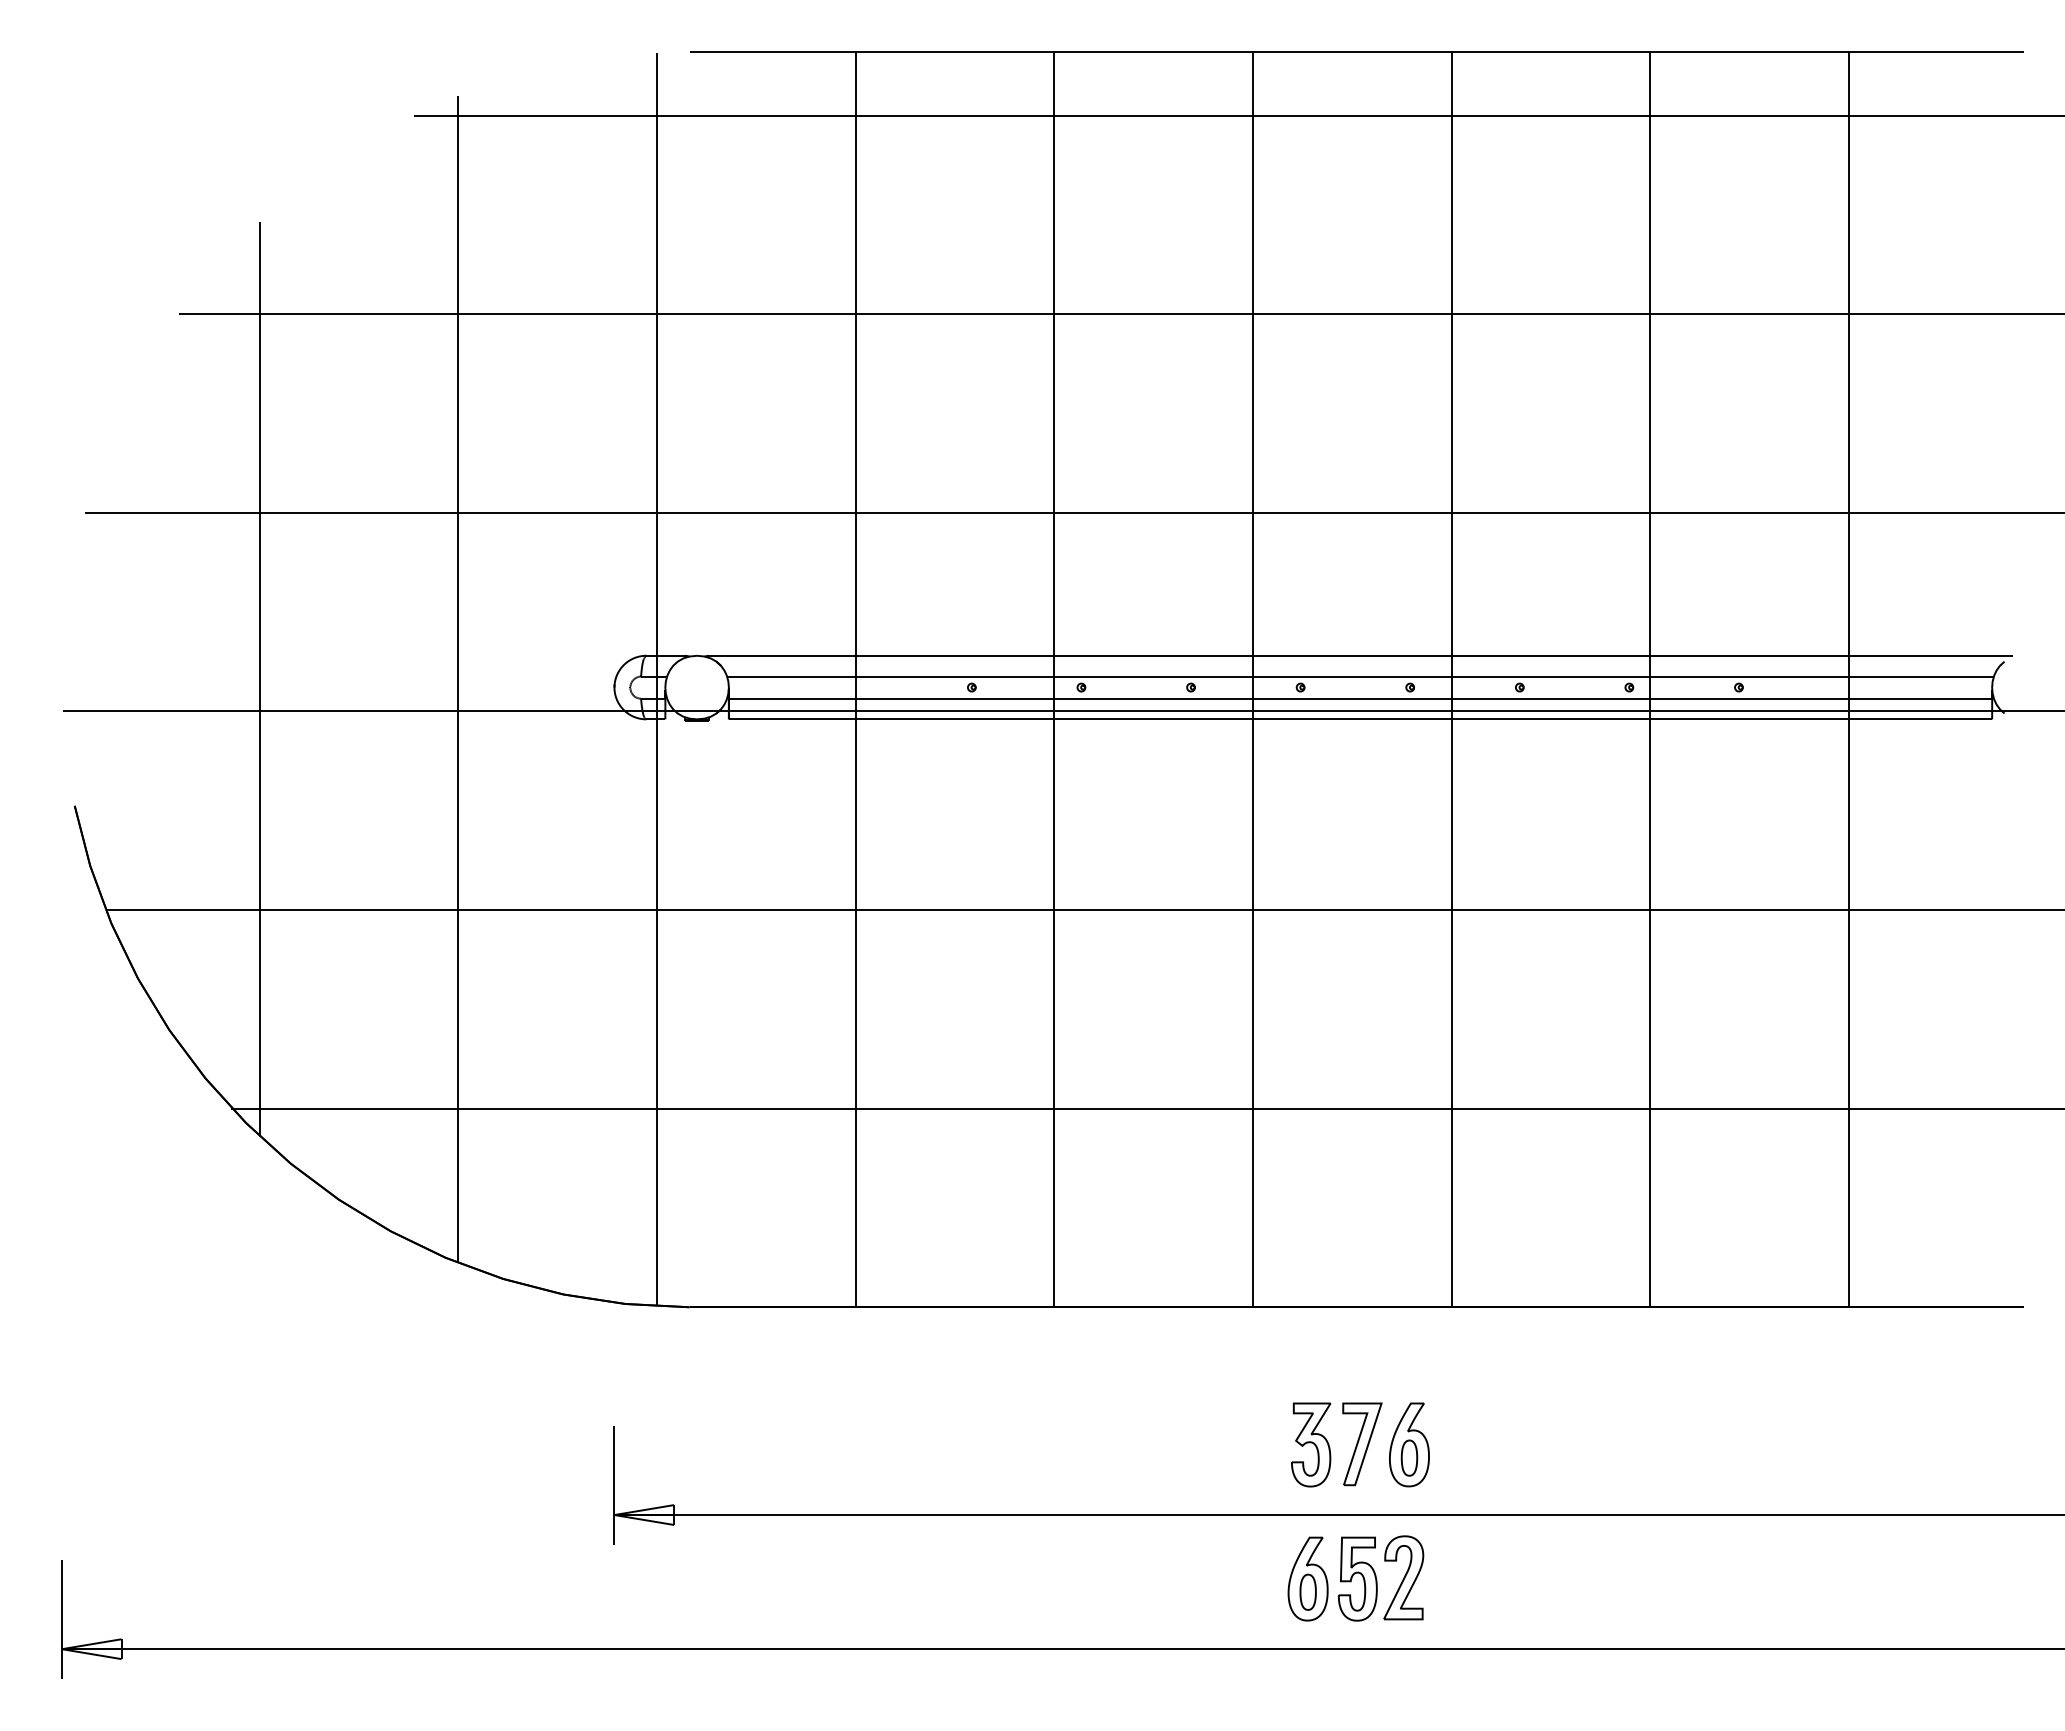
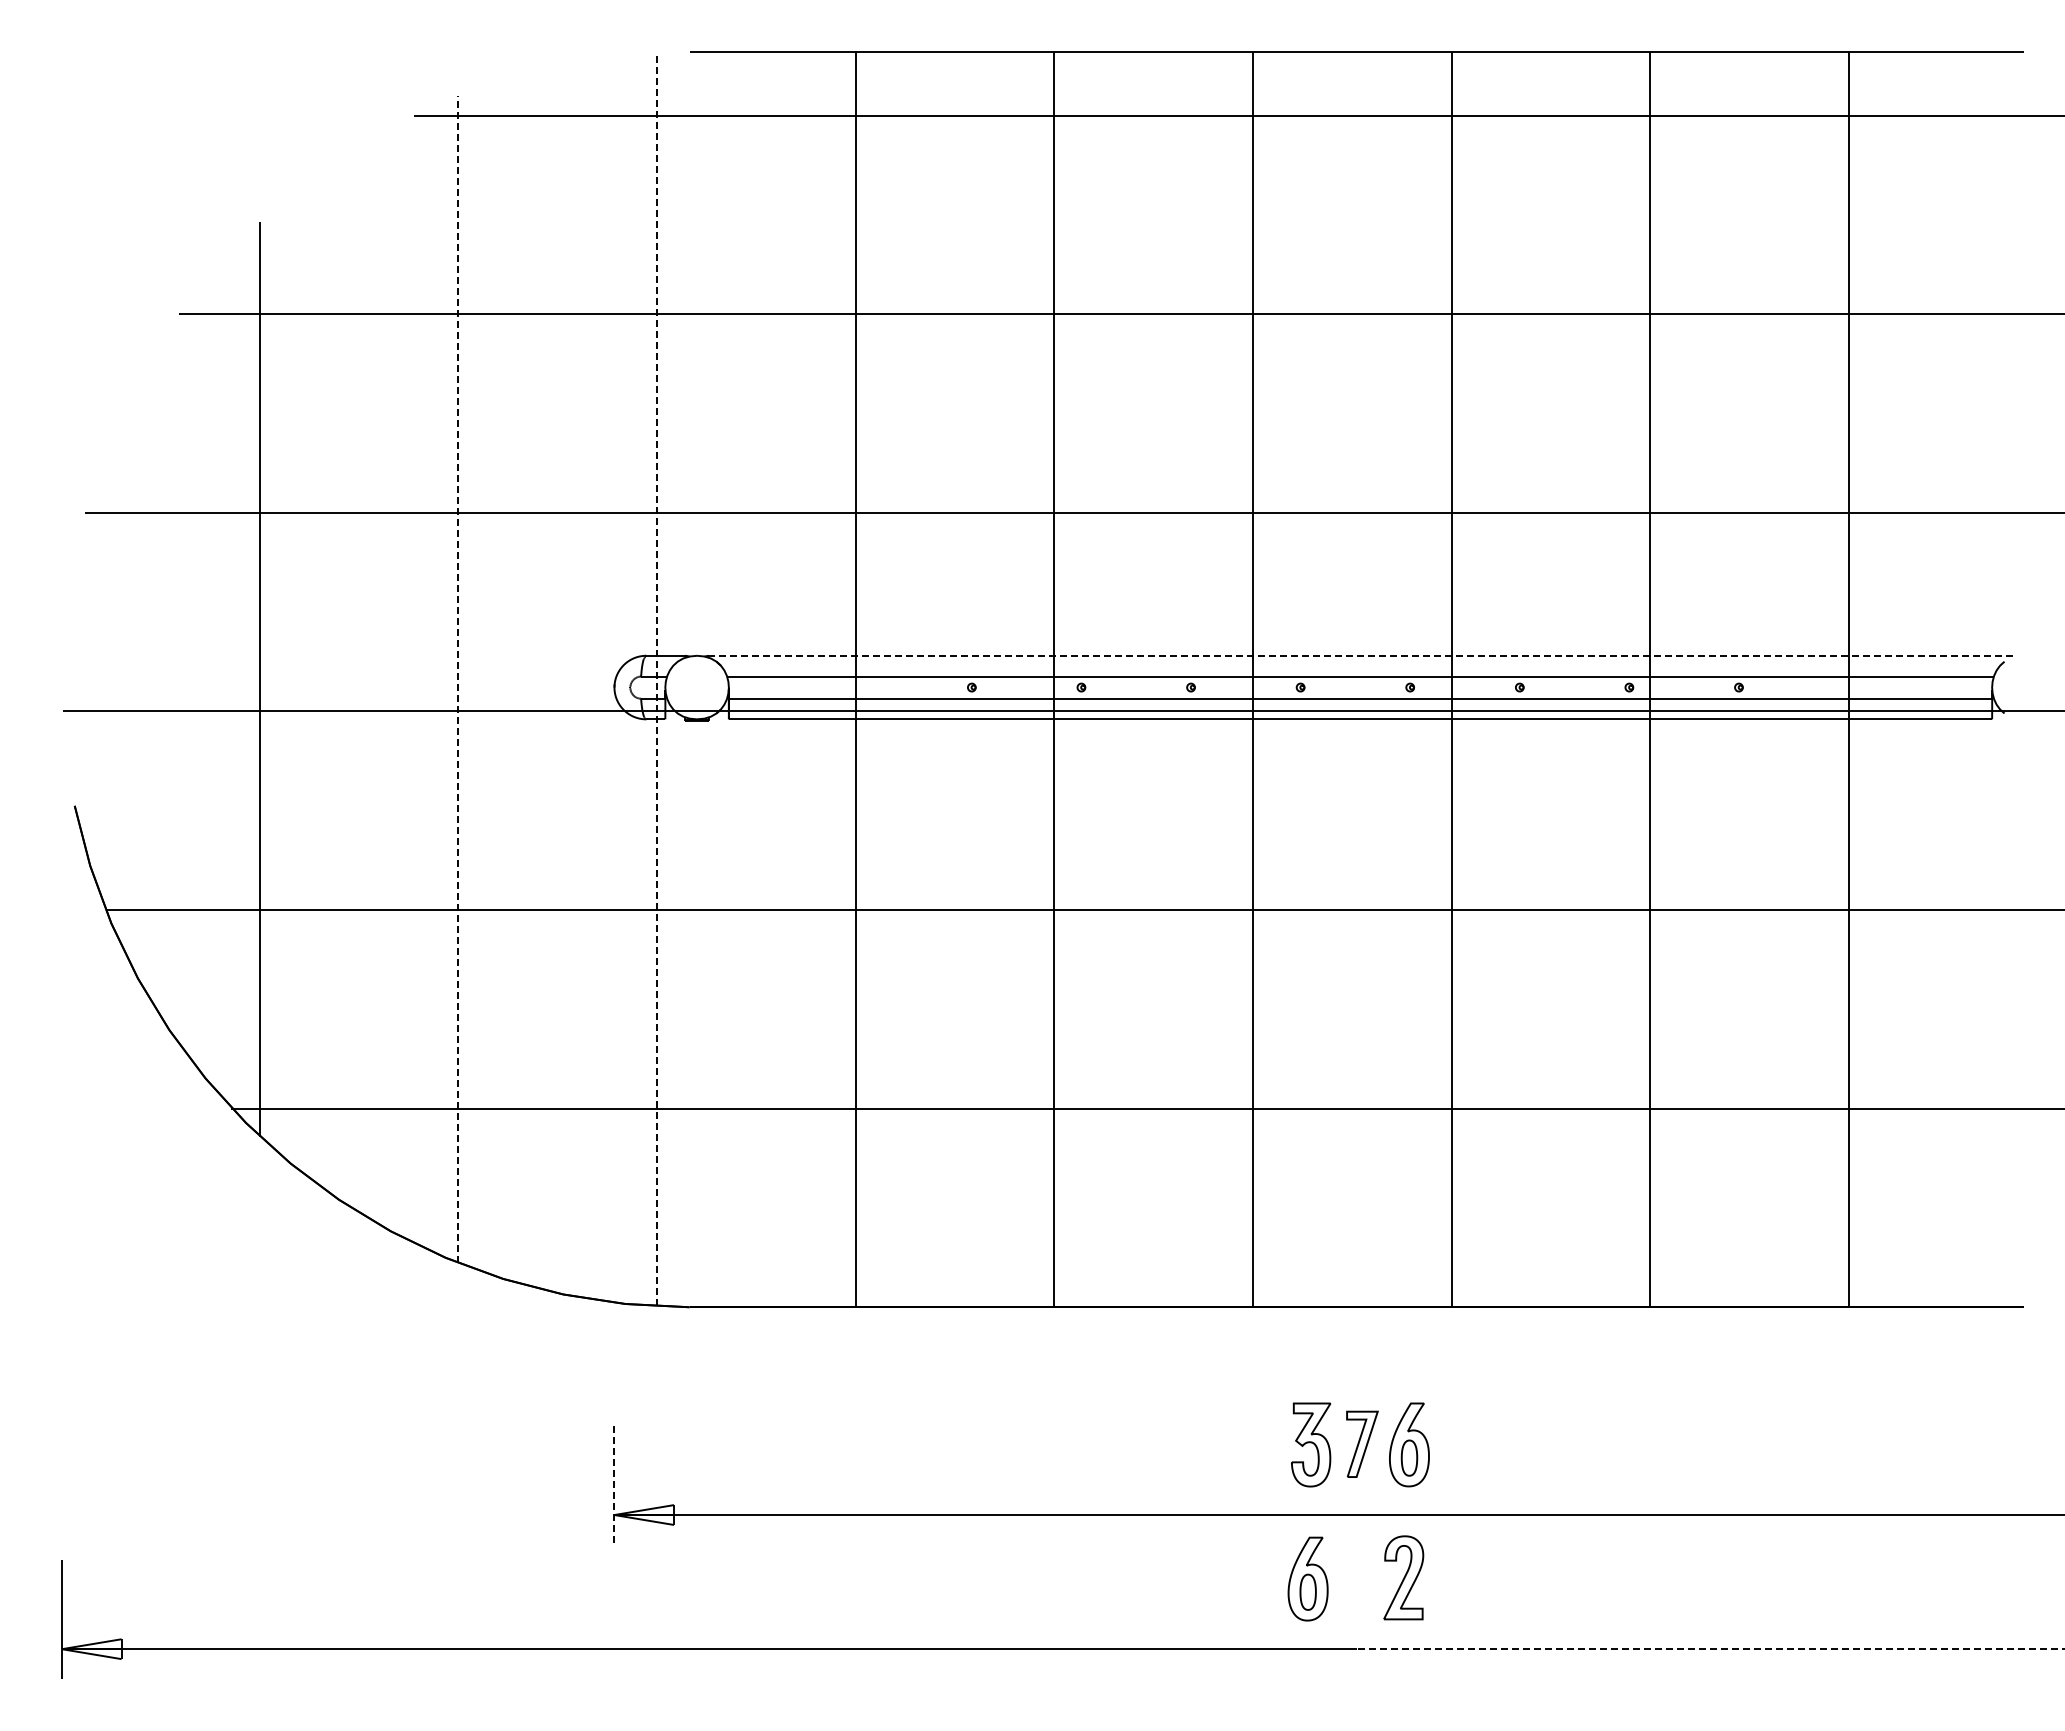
line: solid -> dashed (1360, 655)
line: solid -> dashed (458, 679)
line: solid -> dashed (657, 679)
part size: 41x85 px -> 33x68 px (1362, 1443)
line: solid -> dashed (614, 1485)
part: present -> none (1357, 1578)
line: solid -> dashed (1710, 1649)
